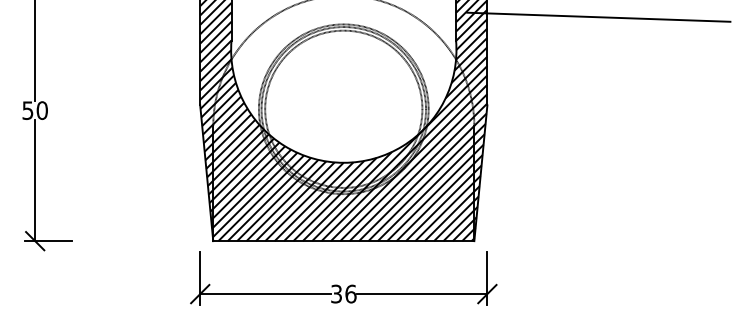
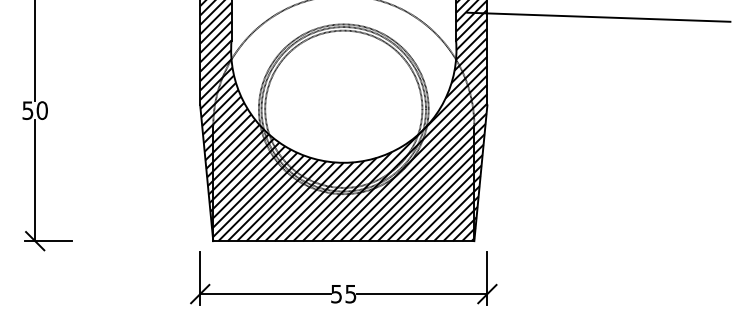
text: 36 -> 55 (343, 293)
